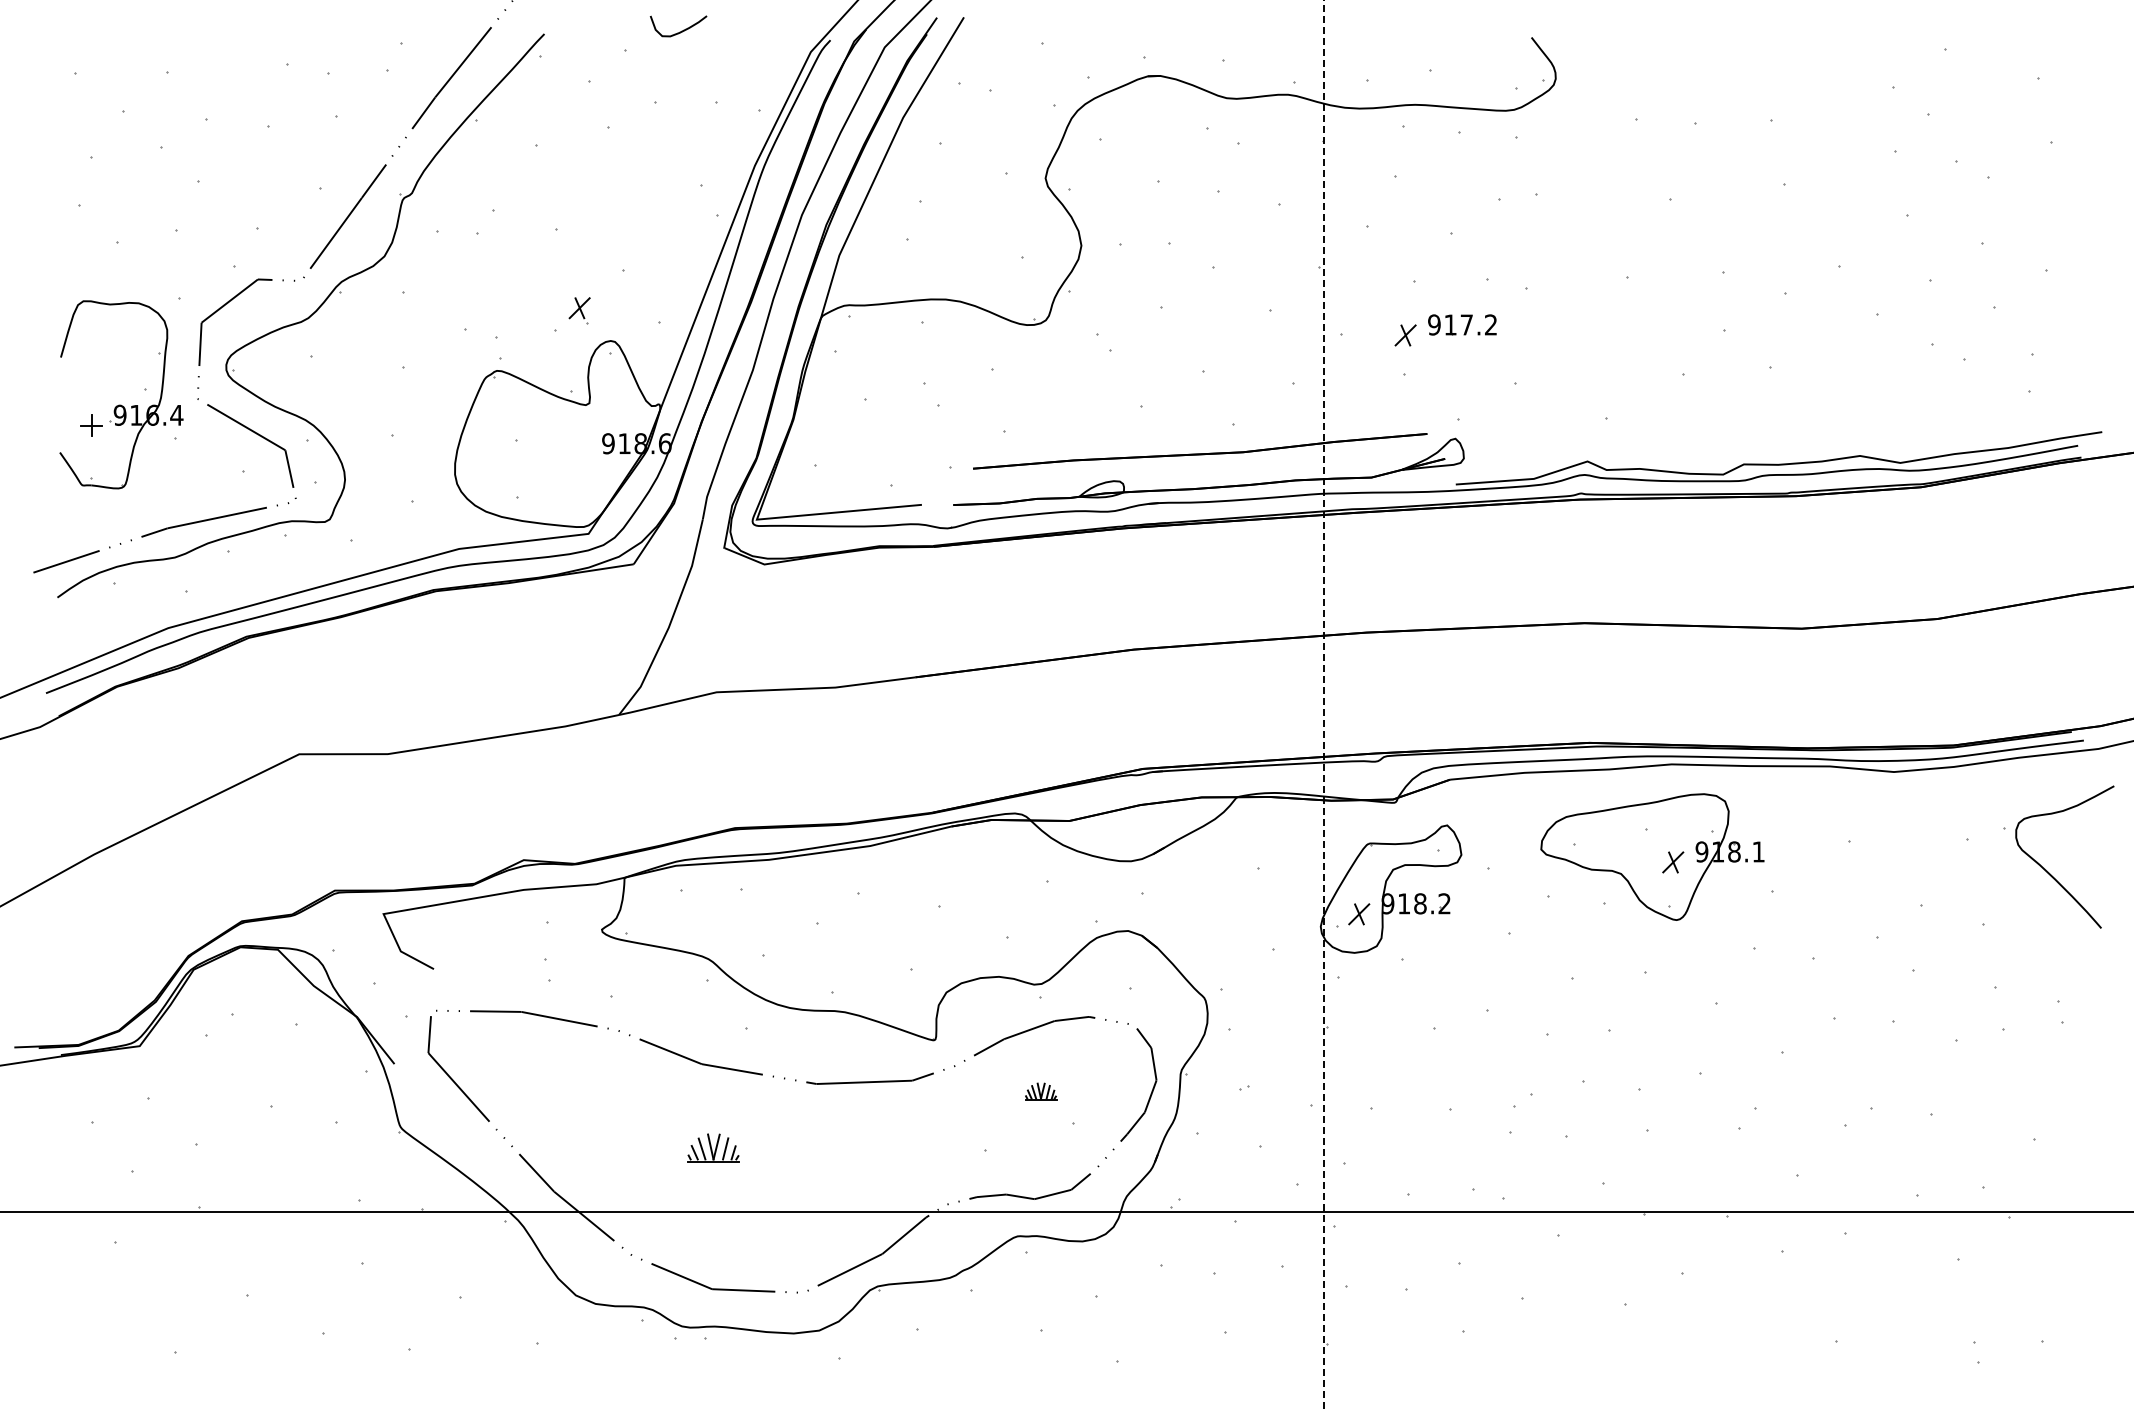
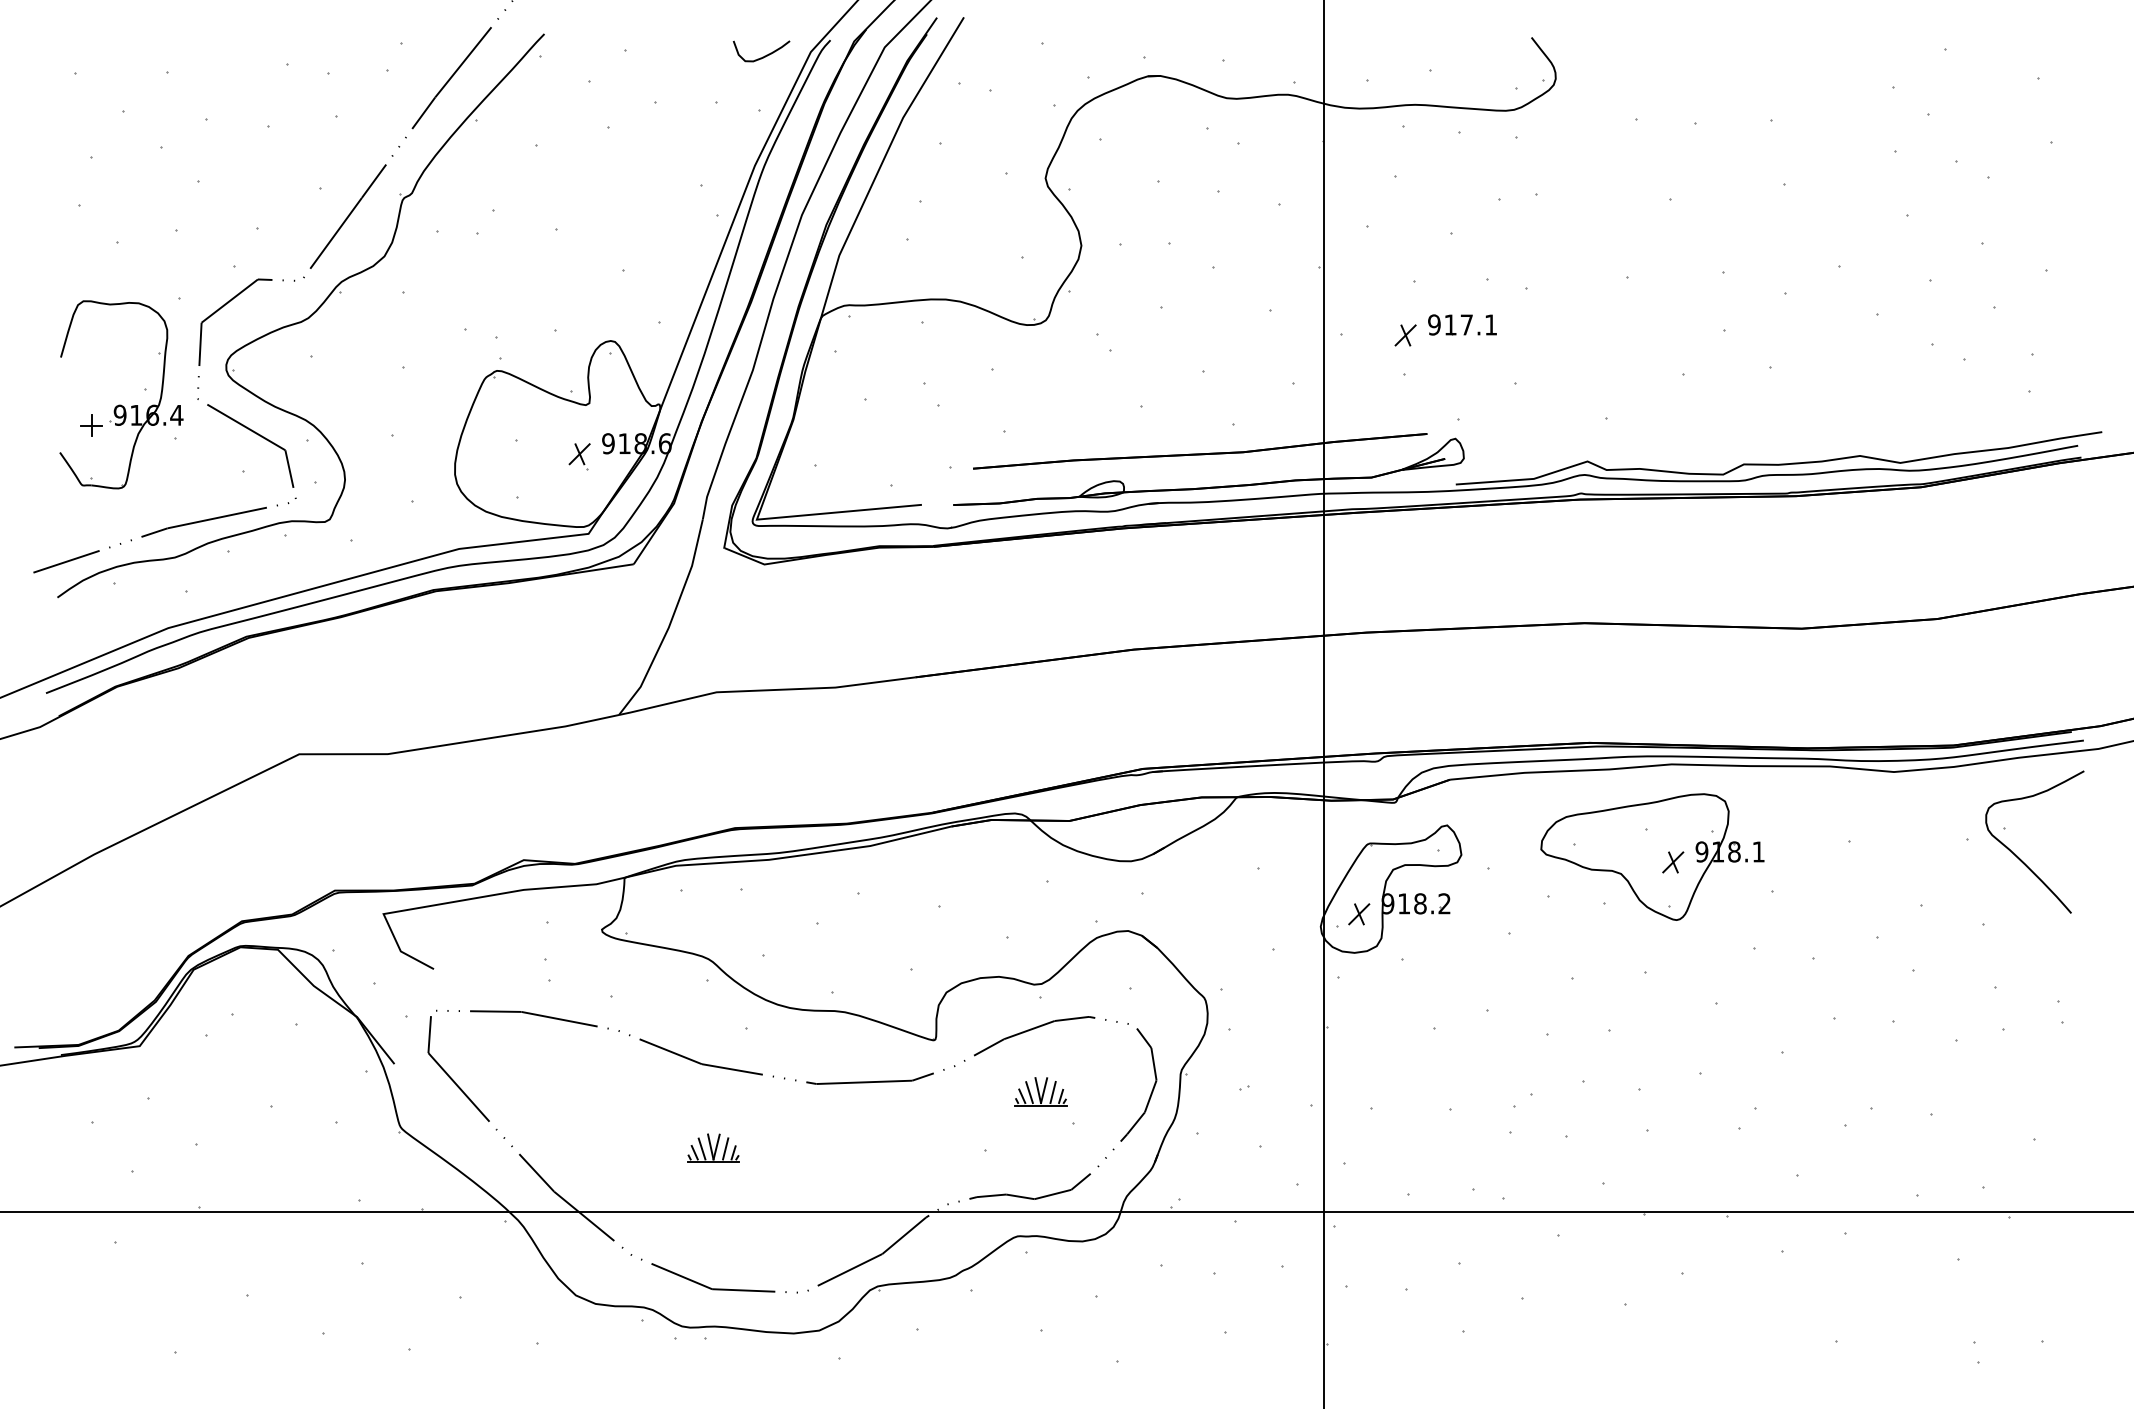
curve position: (681, 30) -> (764, 55) (764, 55)
part position: (579, 310) -> (579, 456) (579, 456)
text: 917.2 -> 917.1 (1490, 324)
line: dashed -> solid (1323, 704)
curve position: (2048, 871) -> (2018, 856) (2018, 856)
part size: 33x19 px -> 54x30 px (1040, 1091)
